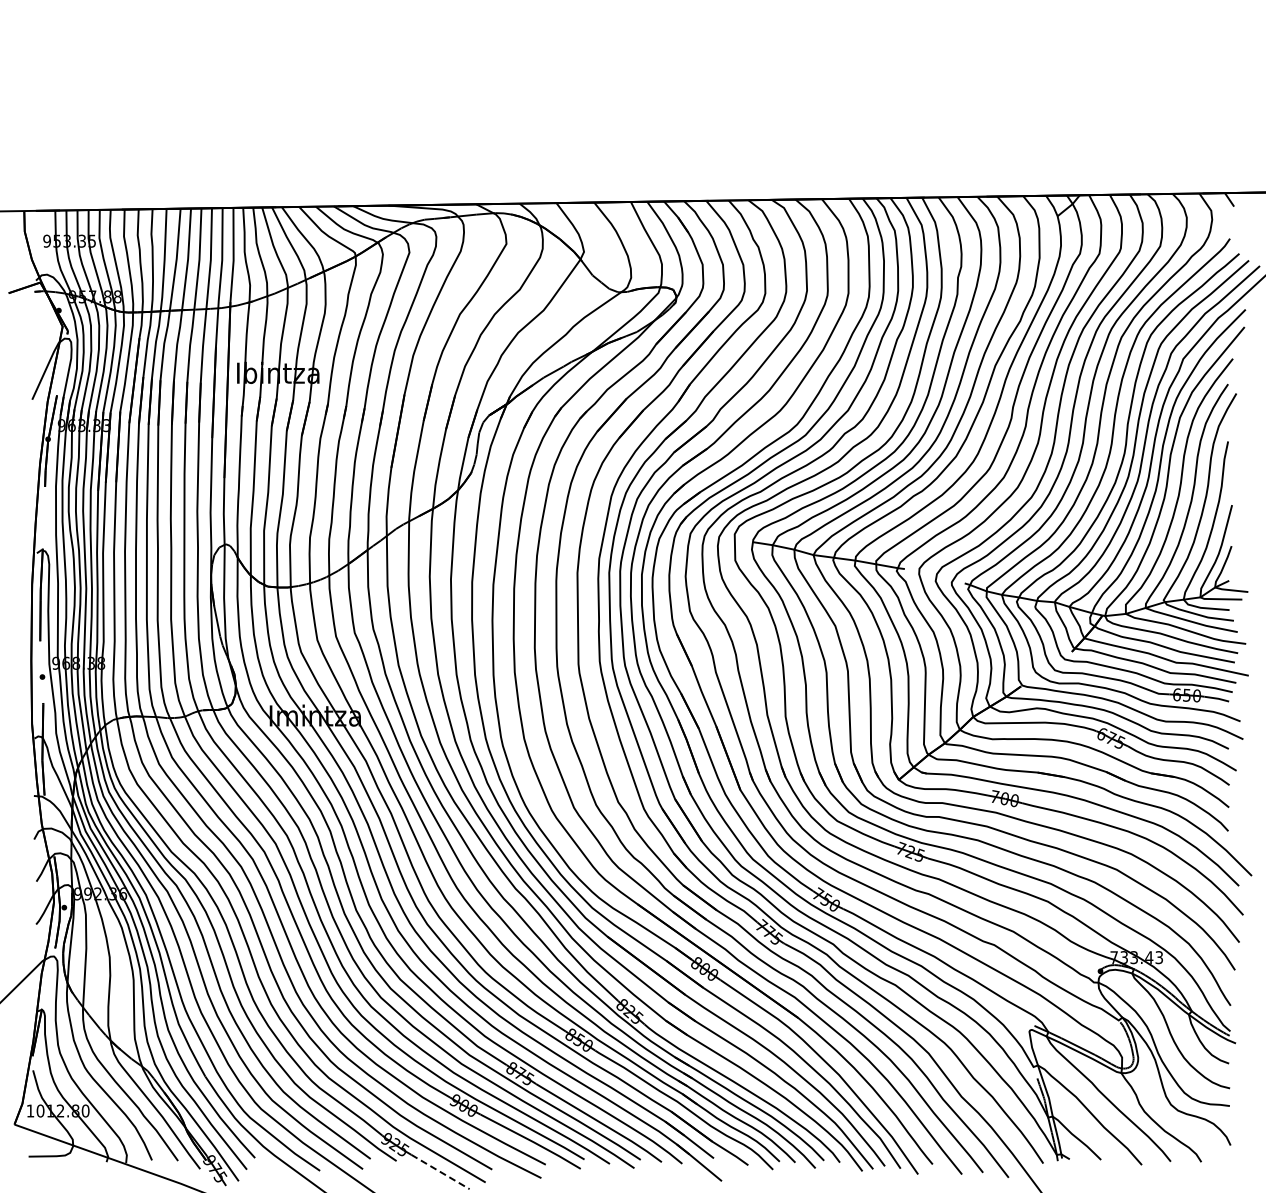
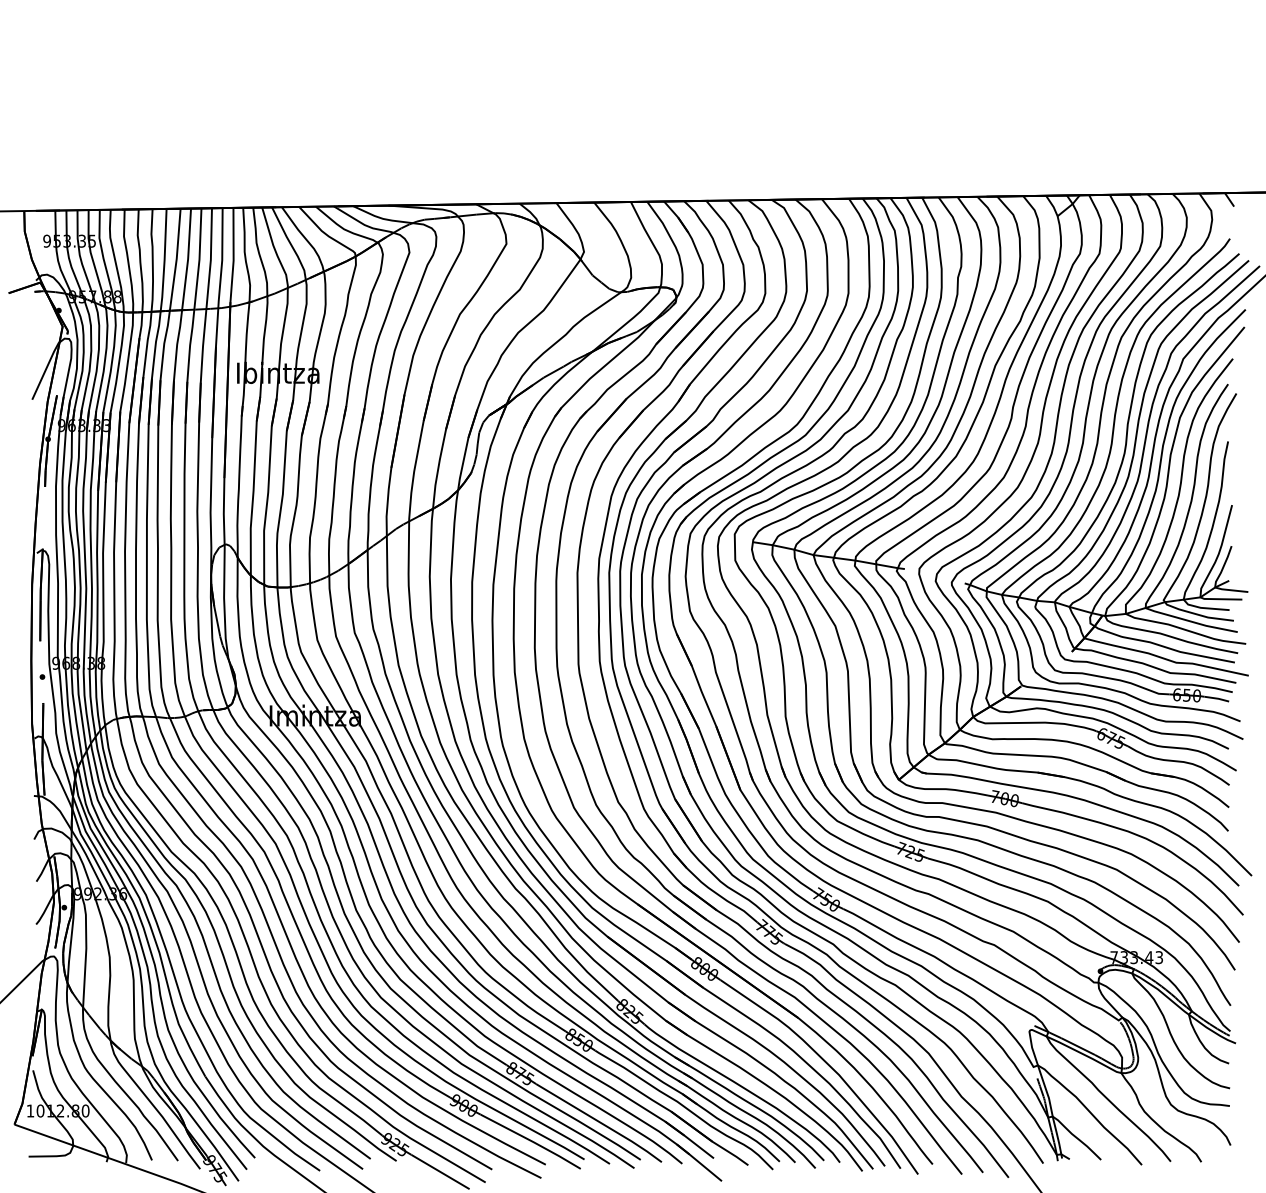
line: dashed -> solid (440, 1172)
